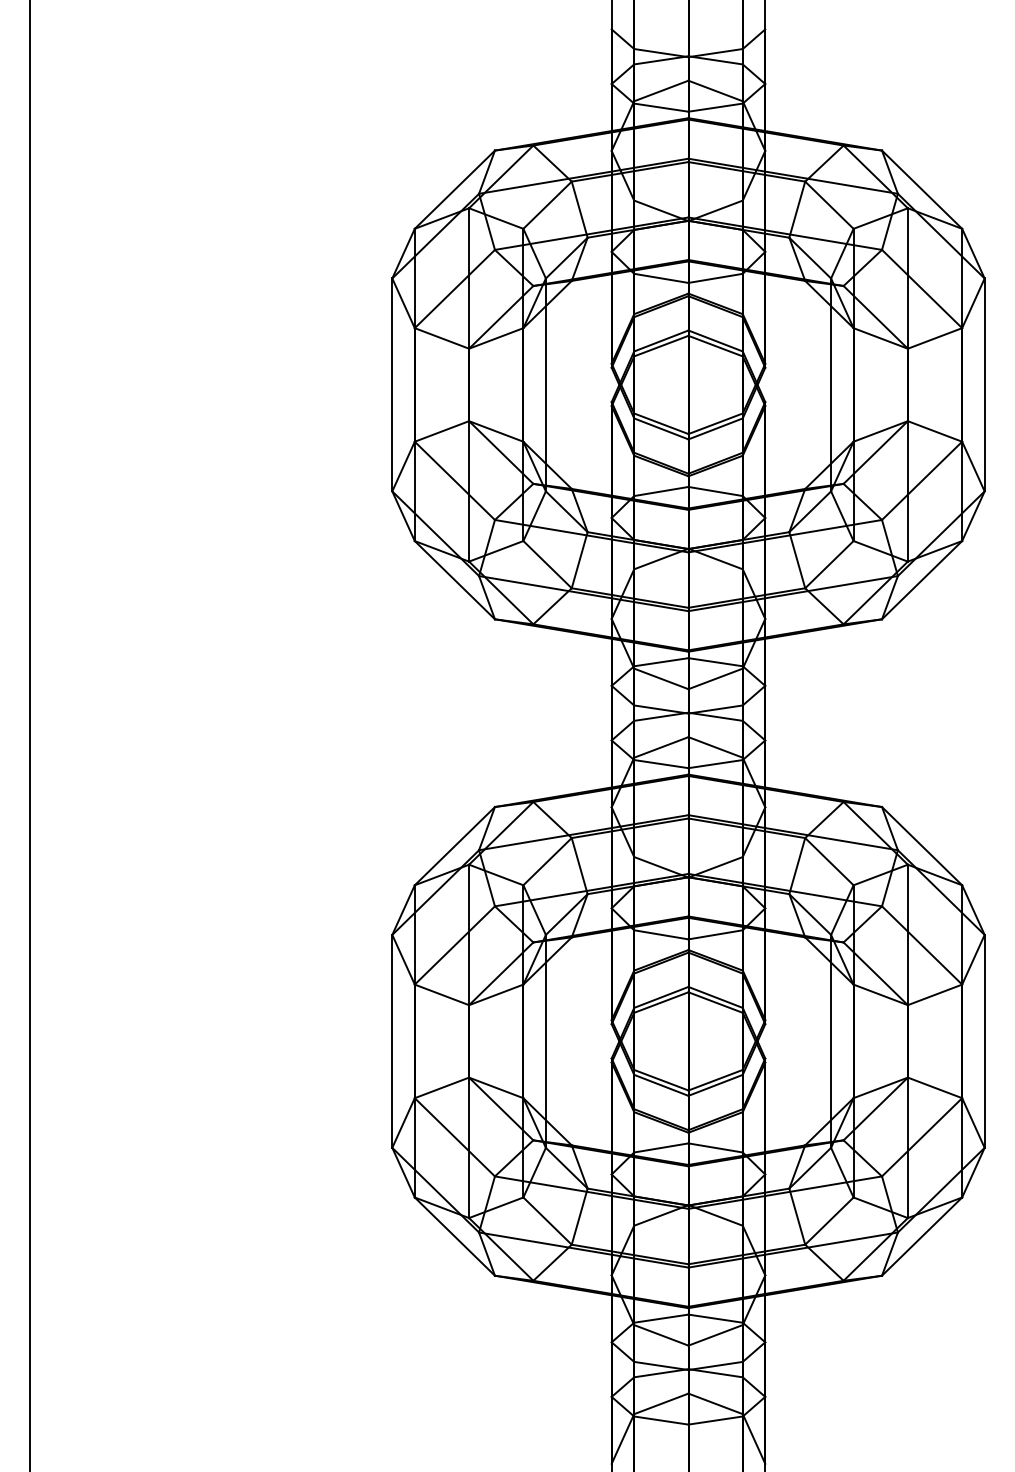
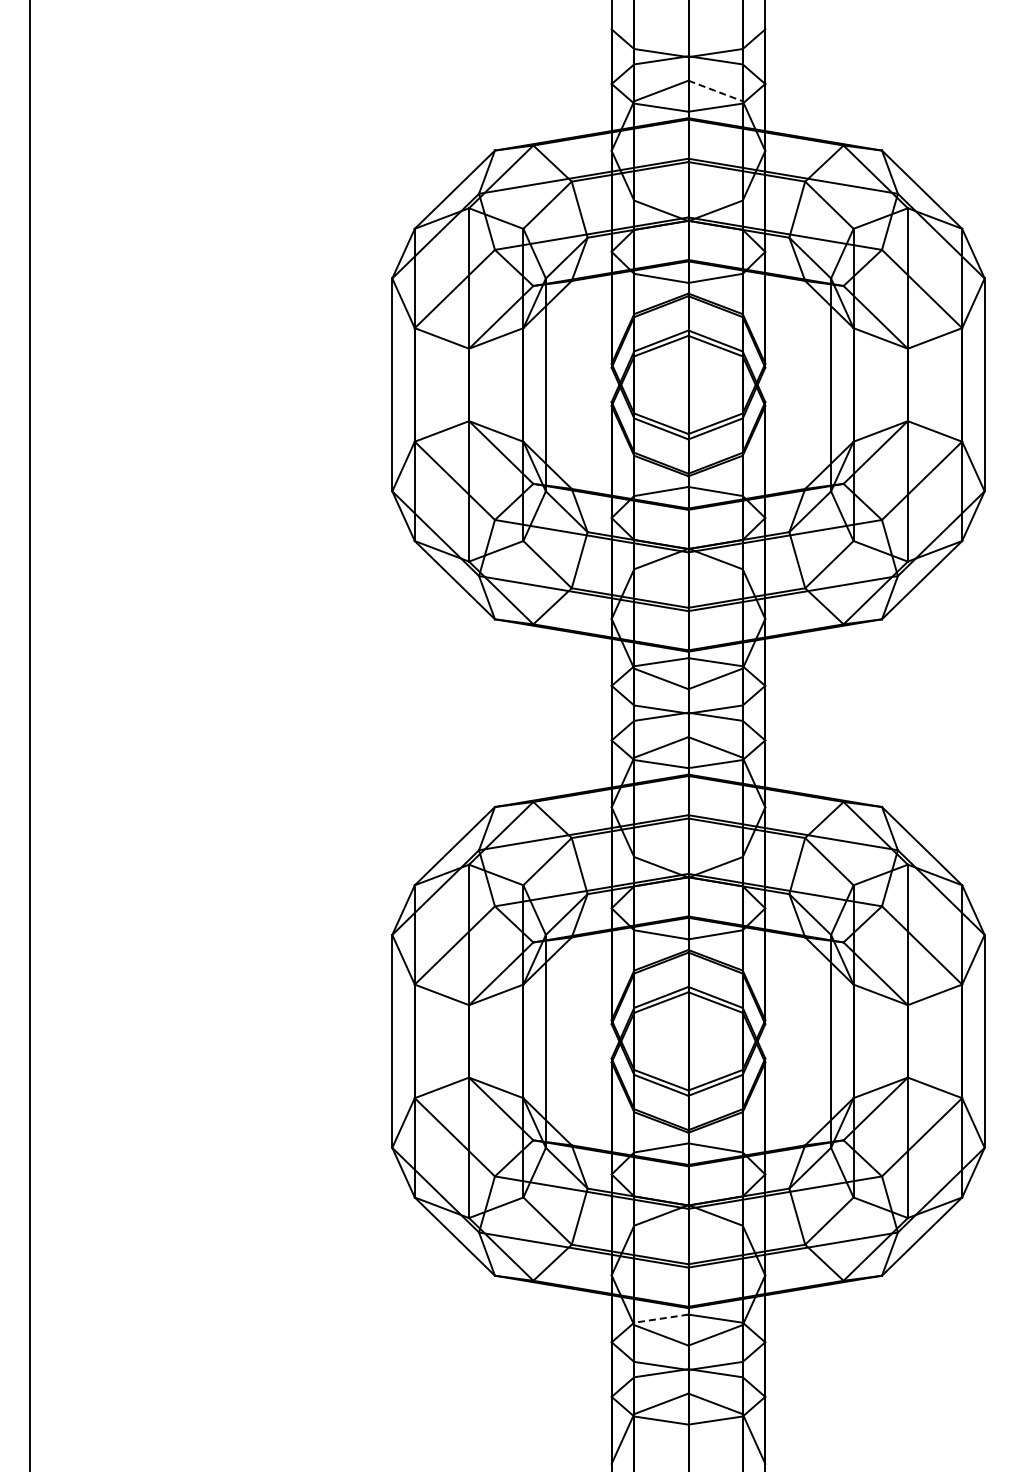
line: solid -> dashed (716, 91)
line: solid -> dashed (660, 1318)
